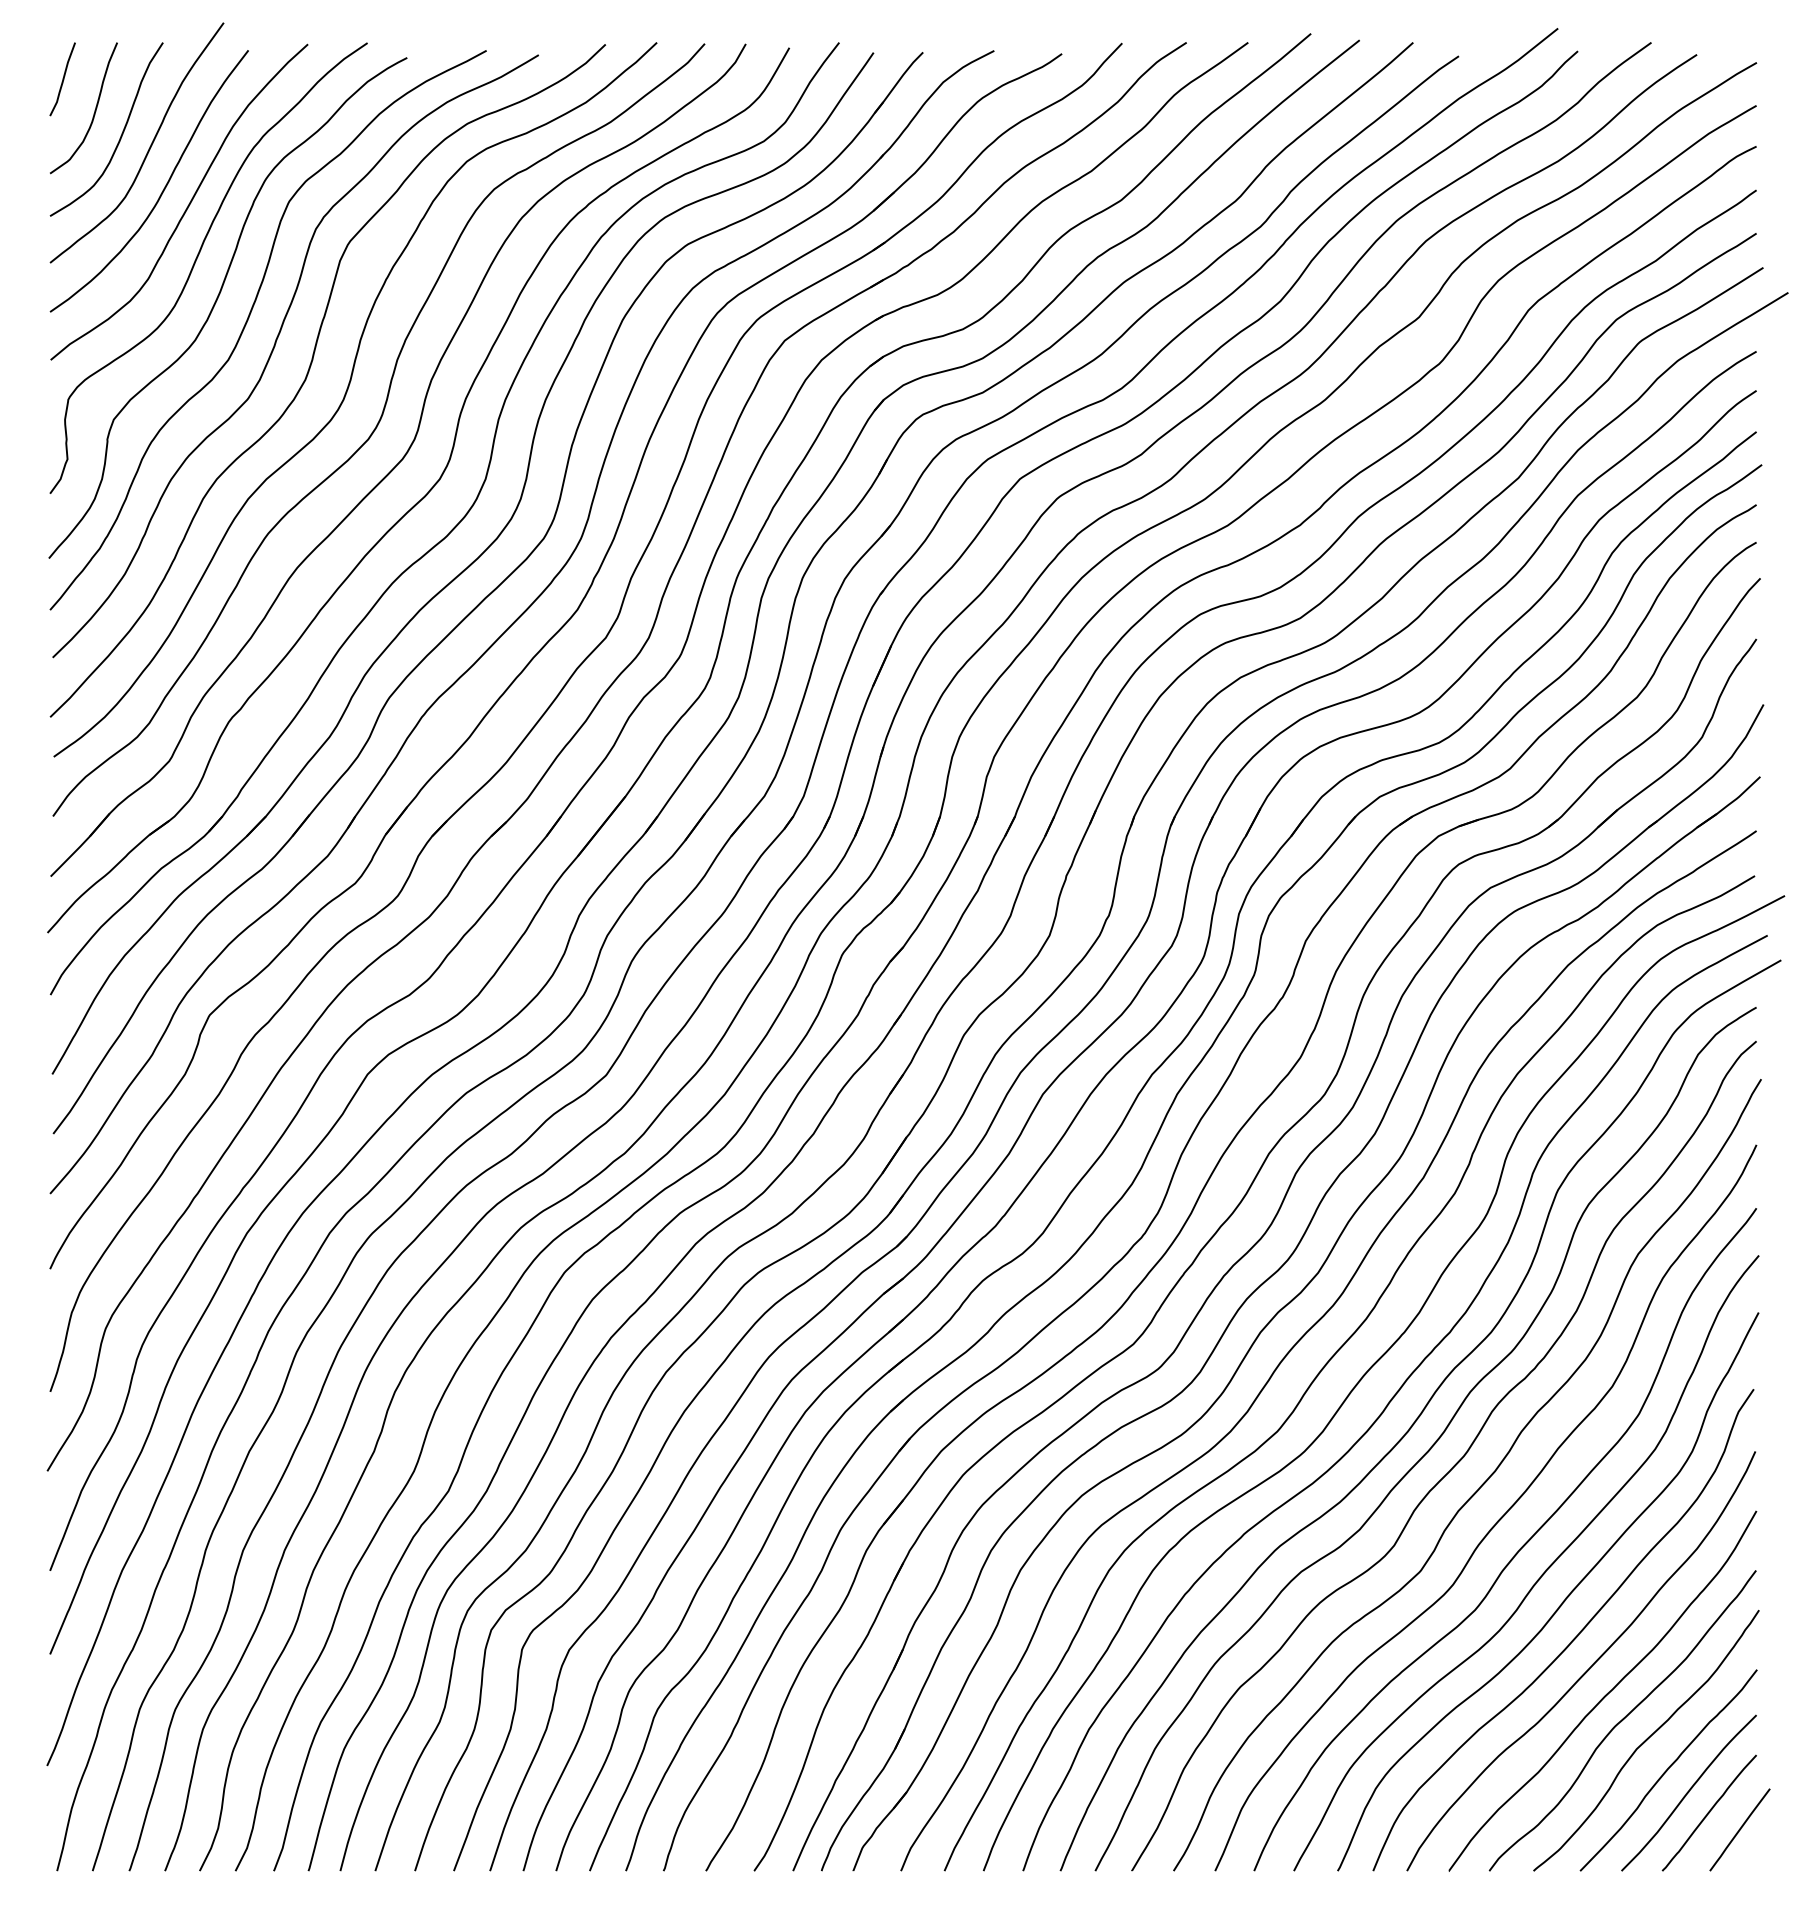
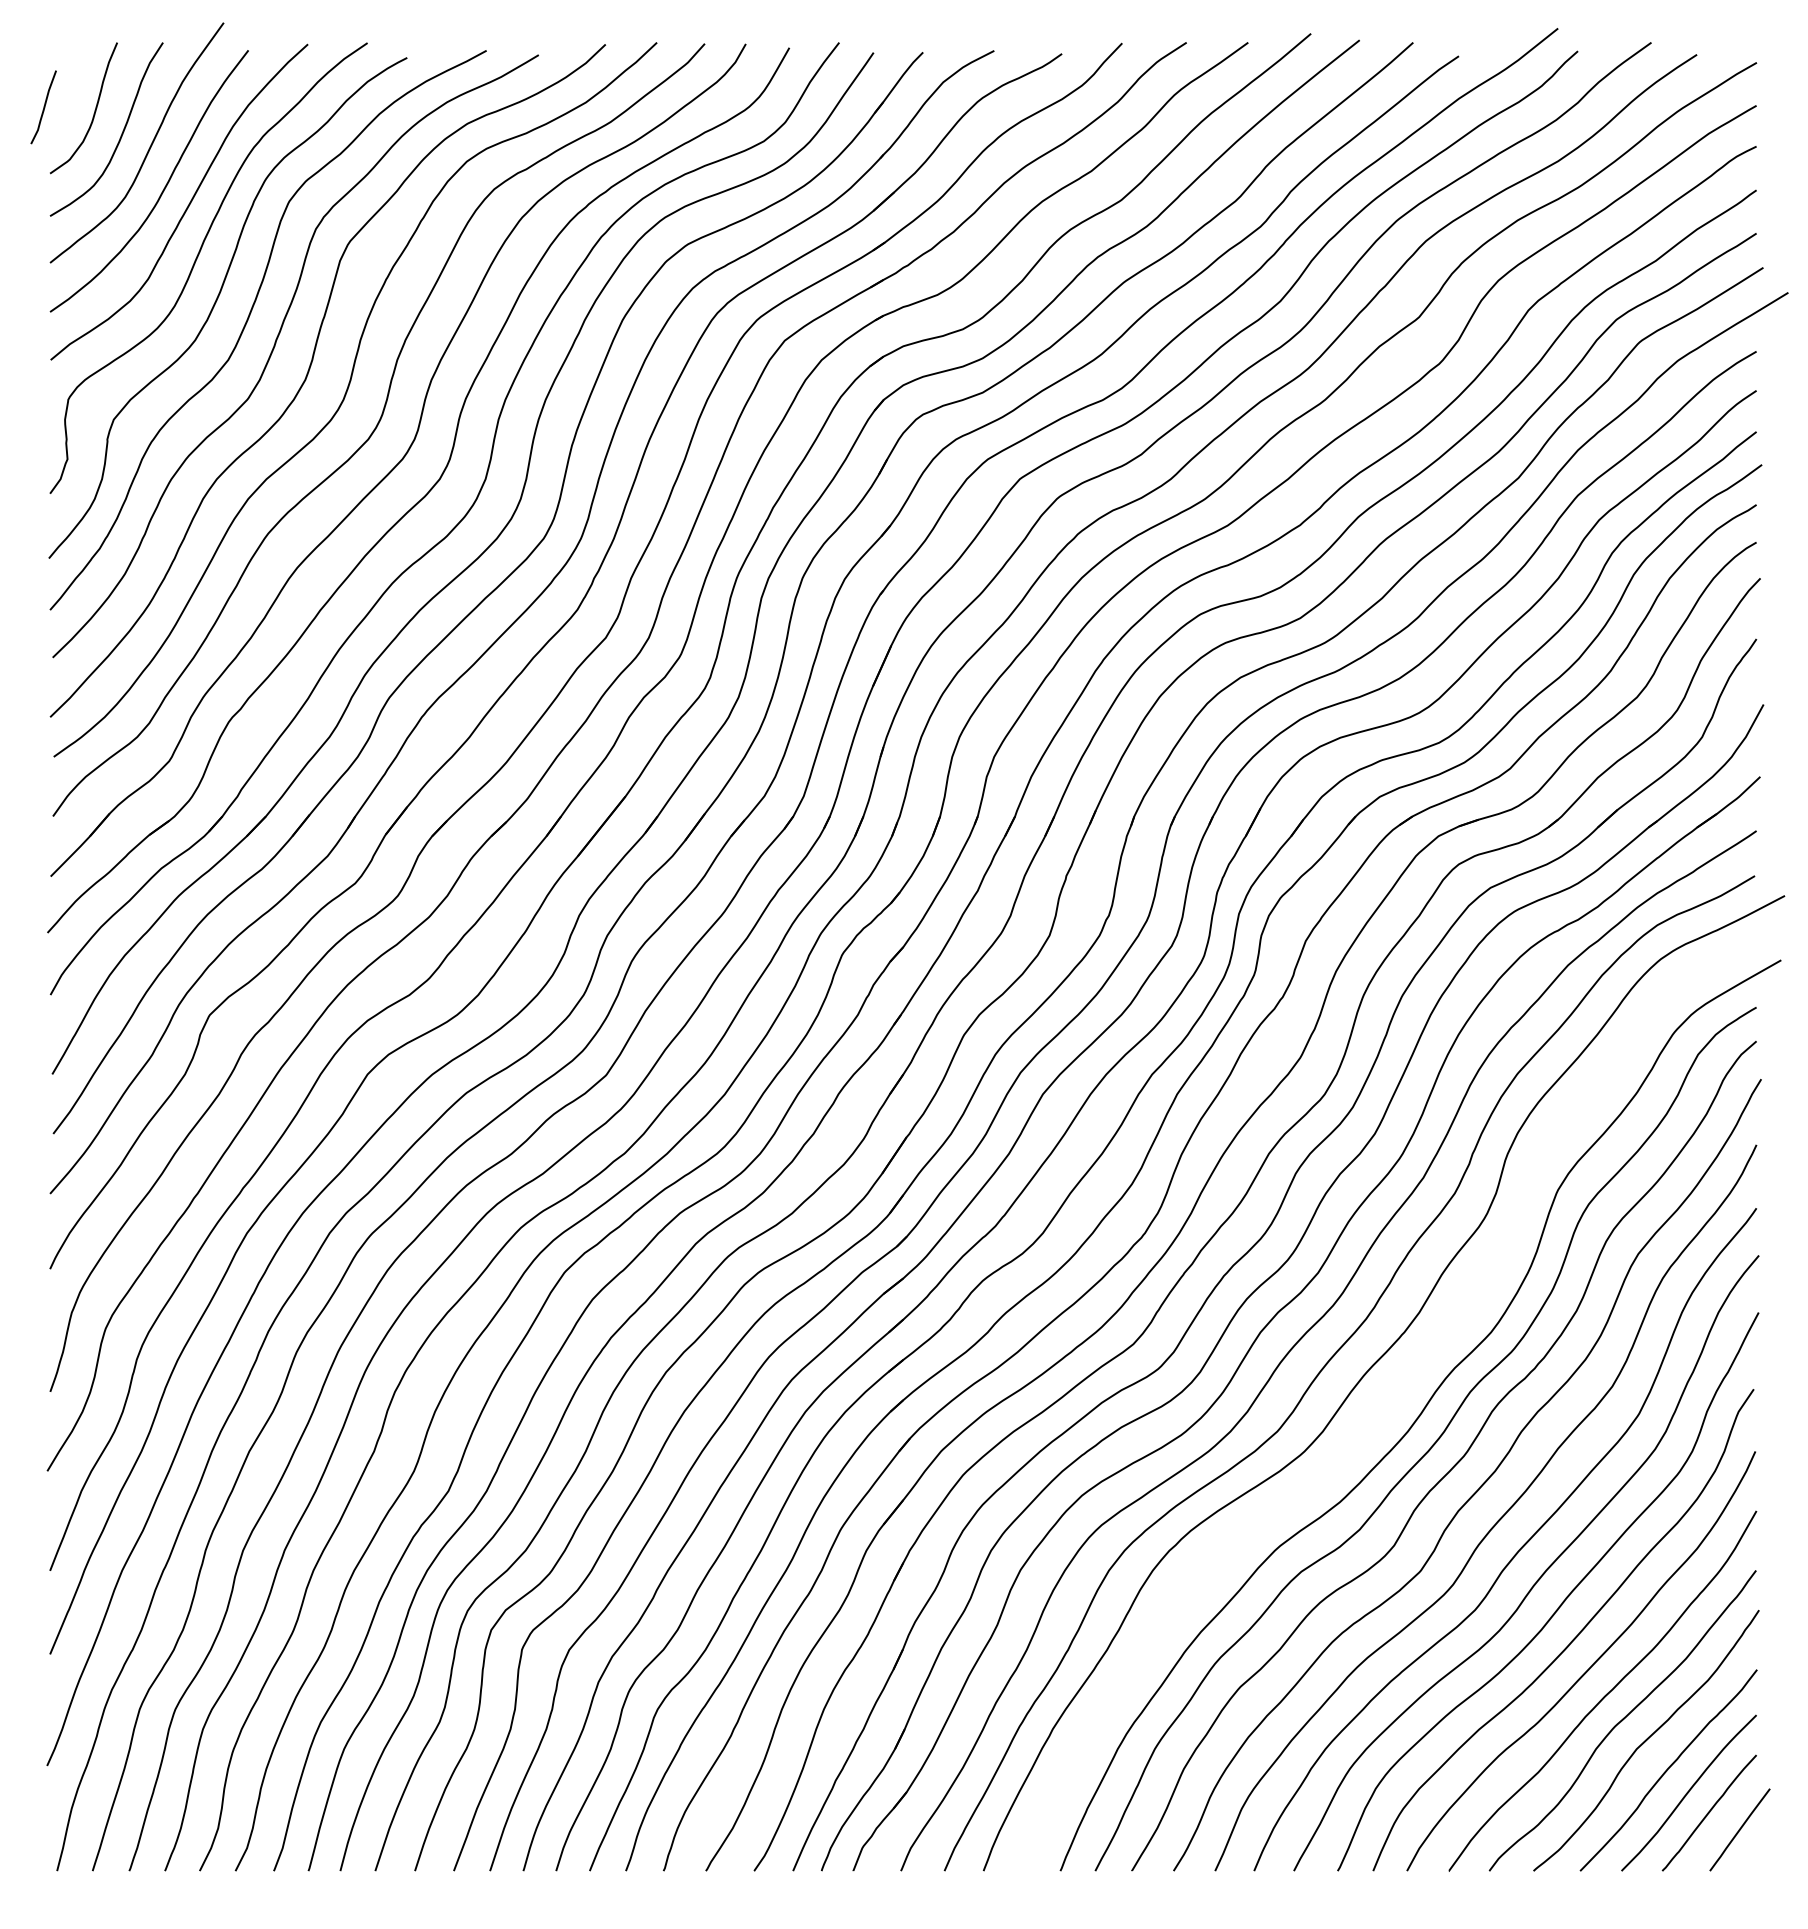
curve position: (62, 79) -> (43, 107) (43, 107)
curve: present -> none (1392, 1400)
